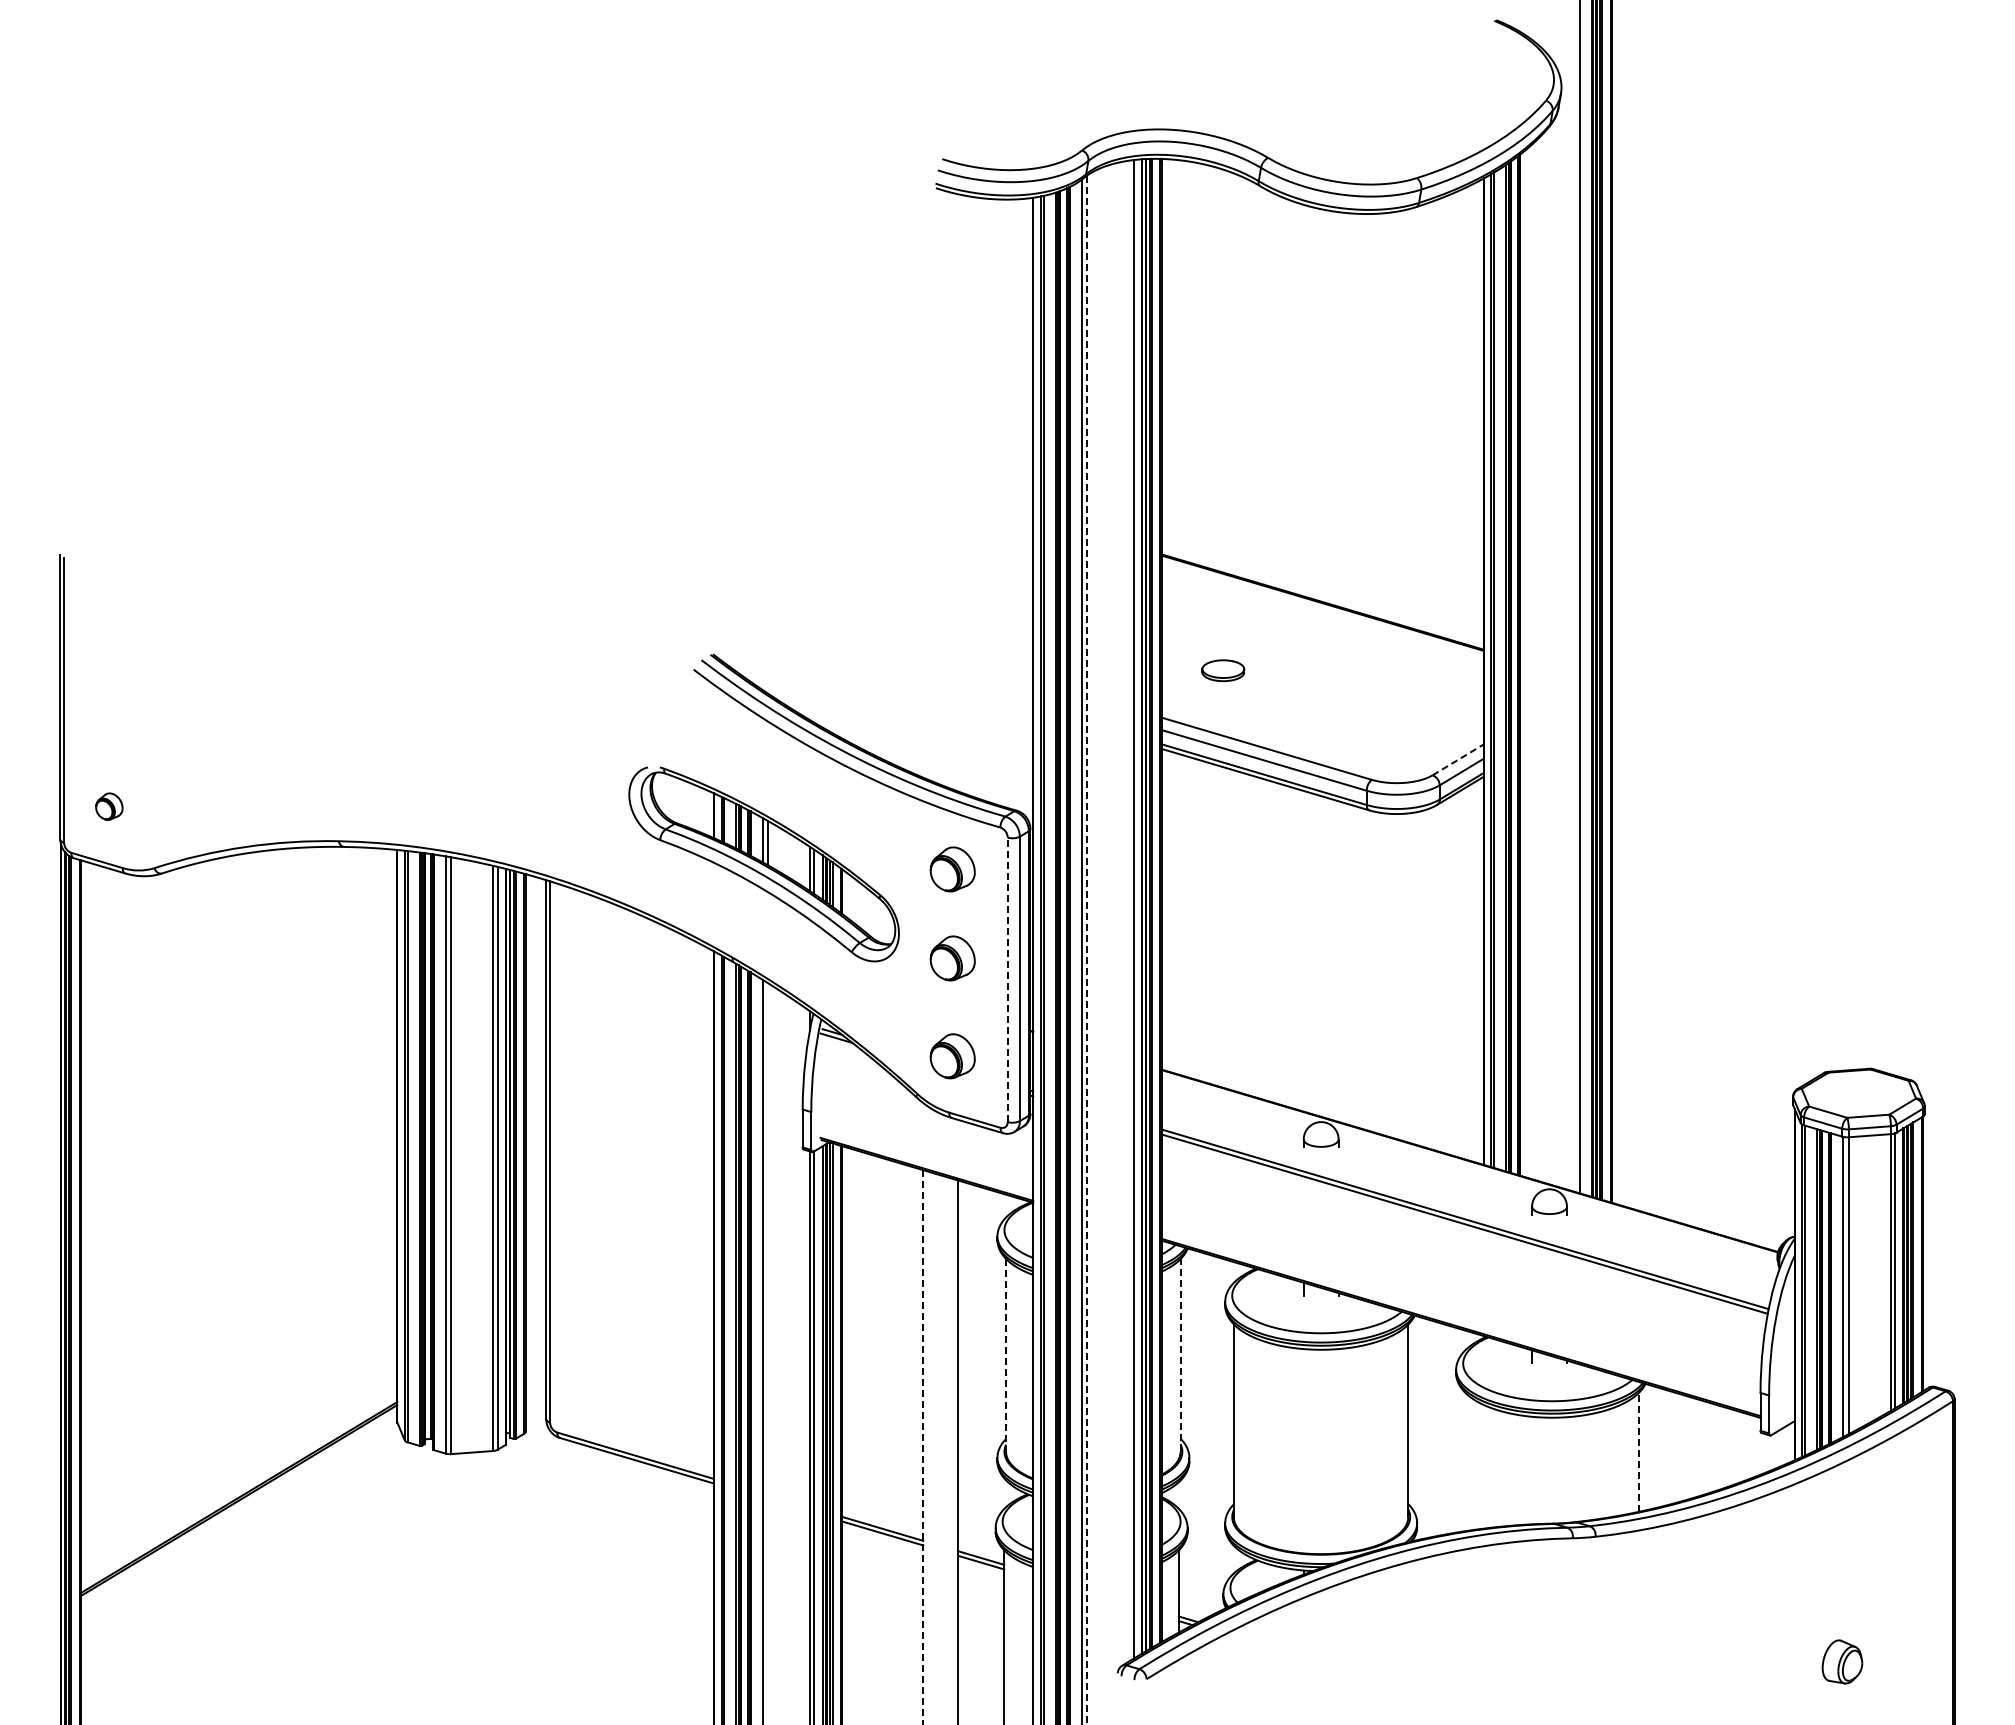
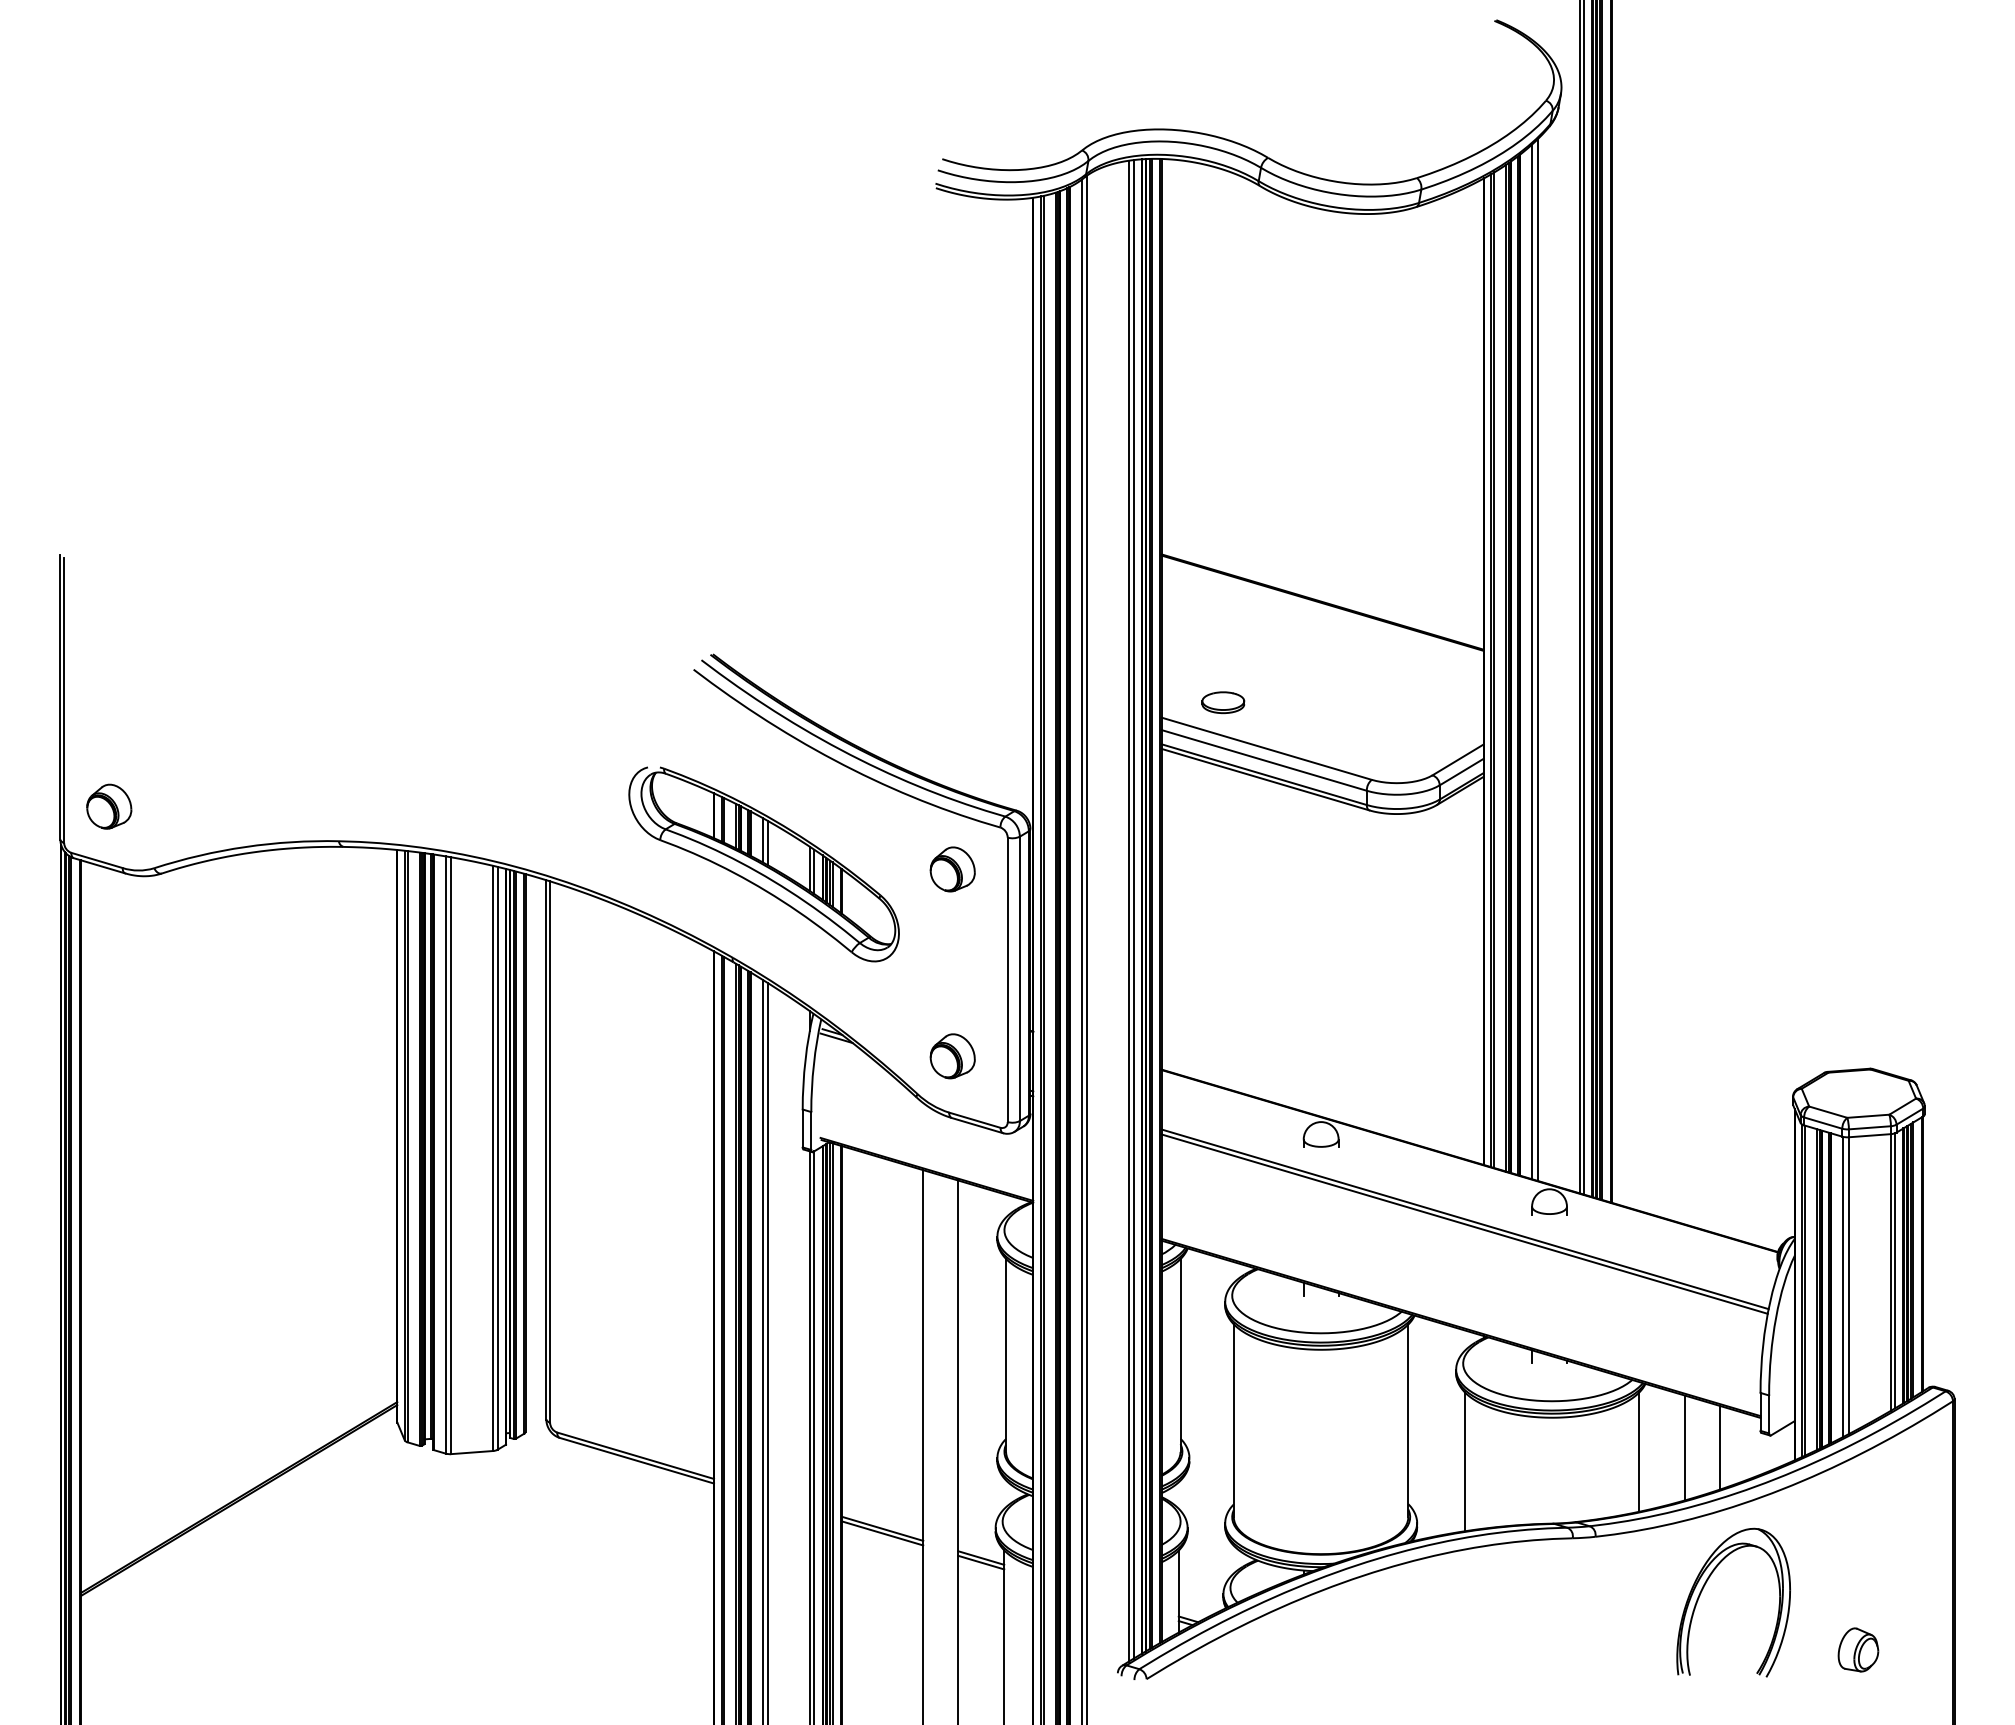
line: none -> present (1584, 598)
line: none -> present (1537, 659)
line: none -> present (1532, 661)
part position: (1223, 670) -> (1223, 702) (1223, 702)
line: dashed -> solid (1458, 759)
part size: 29x29 px -> 47x47 px (109, 806)
line: none -> present (1129, 910)
line: dashed -> solid (1087, 950)
part: present -> none (952, 958)
line: dashed -> solid (1007, 979)
line: none -> present (767, 1352)
line: dashed -> solid (1180, 1354)
line: dashed -> solid (1006, 1355)
line: none -> present (1684, 1447)
line: none -> present (1719, 1447)
line: dashed -> solid (923, 1448)
line: dashed -> solid (1639, 1452)
line: none -> present (1464, 1461)
part: none -> present (1704, 1587)
part position: (1842, 1661) -> (1858, 1649) (1858, 1649)
